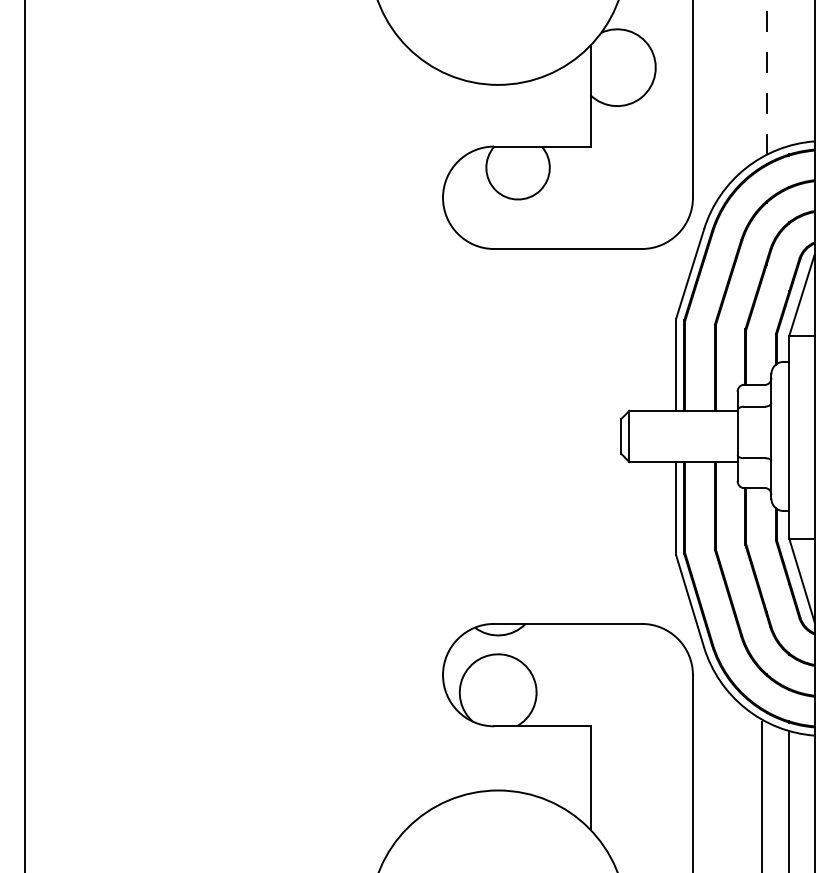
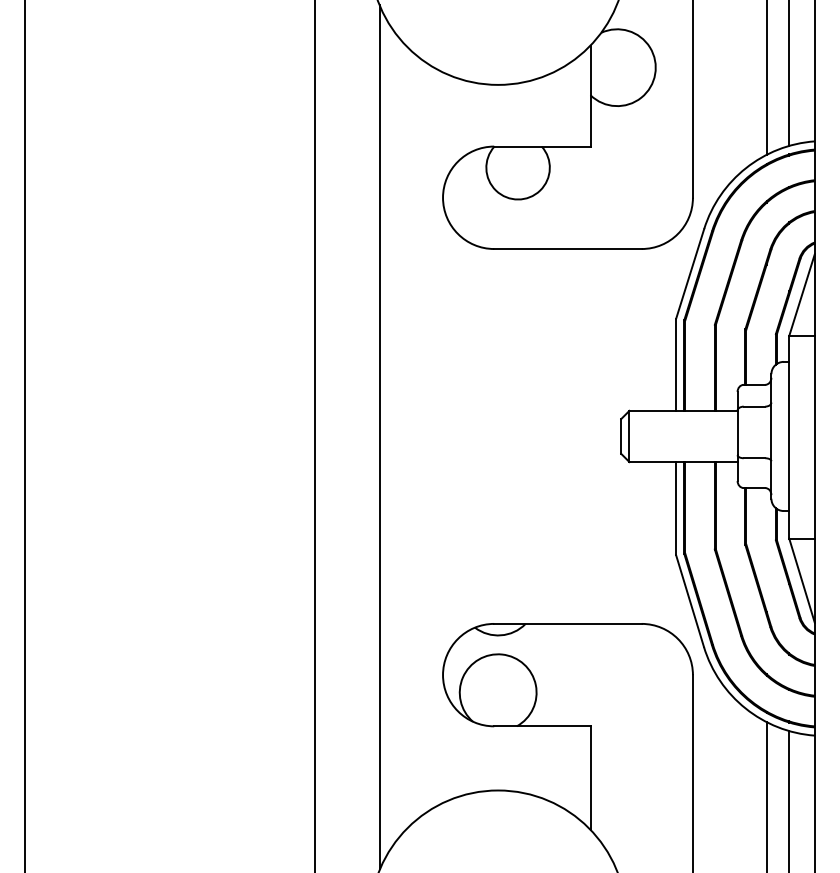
line: none -> present (789, 73)
line: dashed -> solid (766, 77)
line: none -> present (315, 435)
line: none -> present (379, 436)
line position: (761, 795) -> (766, 795) (766, 795)
